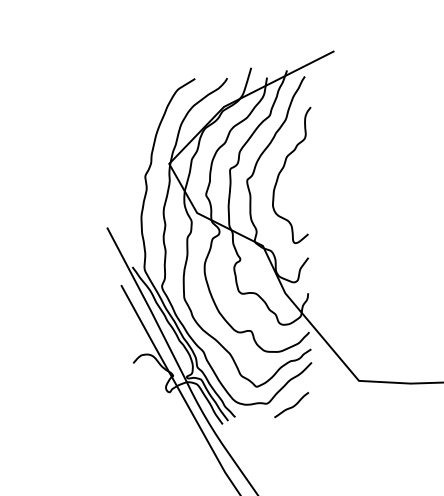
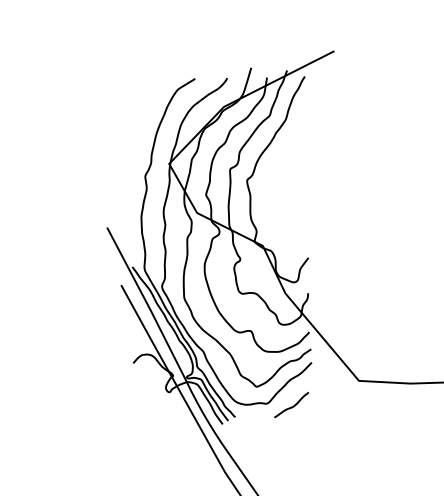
curve: present -> none (283, 169)
